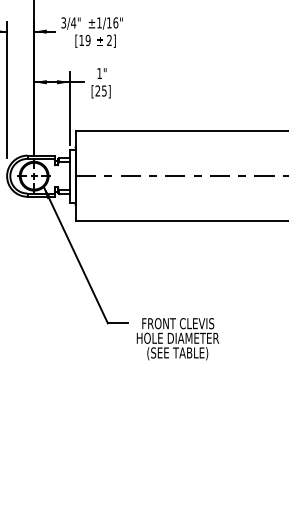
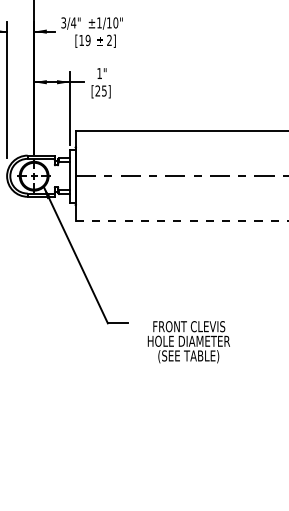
text: ±1/16" -> ±1/10" (115, 22)
line: solid -> dashed (182, 220)
text position: (177, 339) -> (188, 342) (188, 342)
